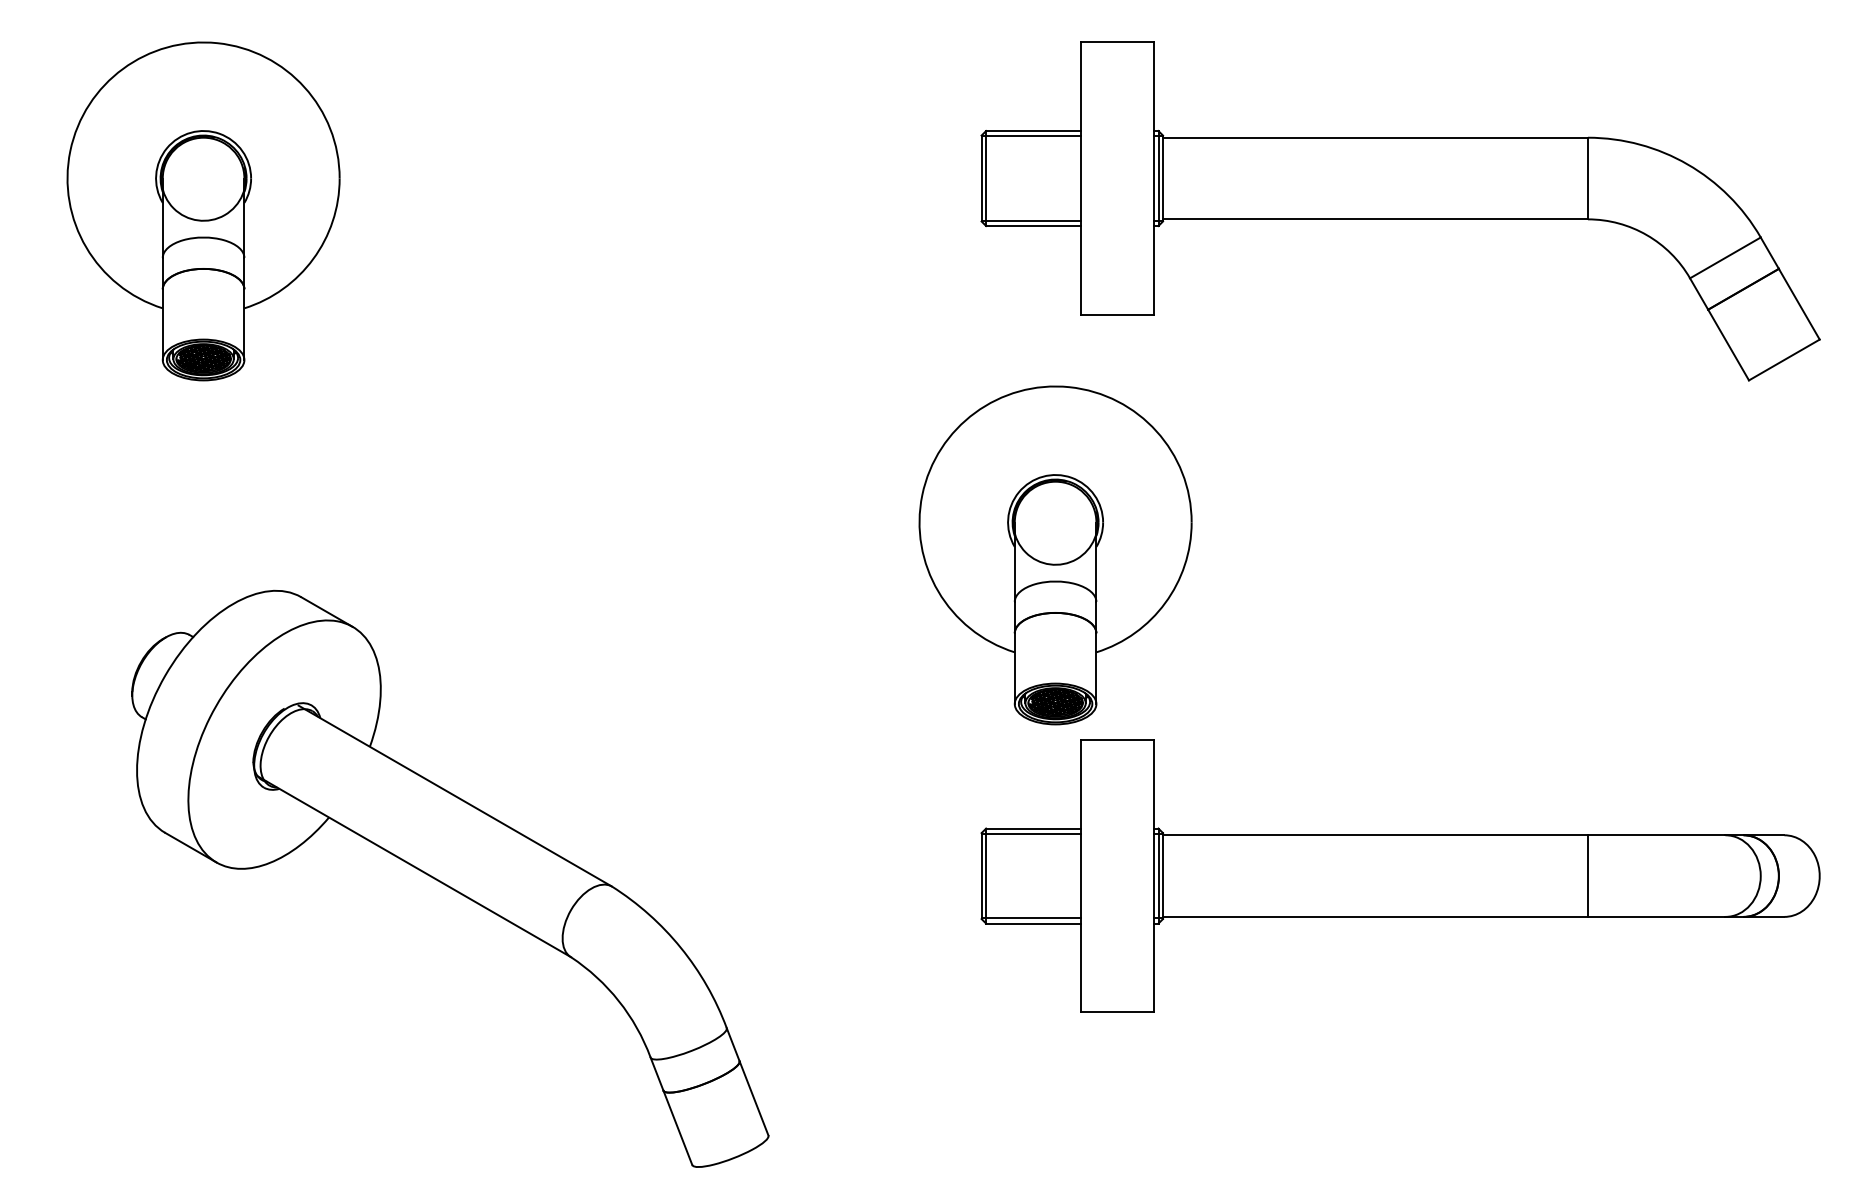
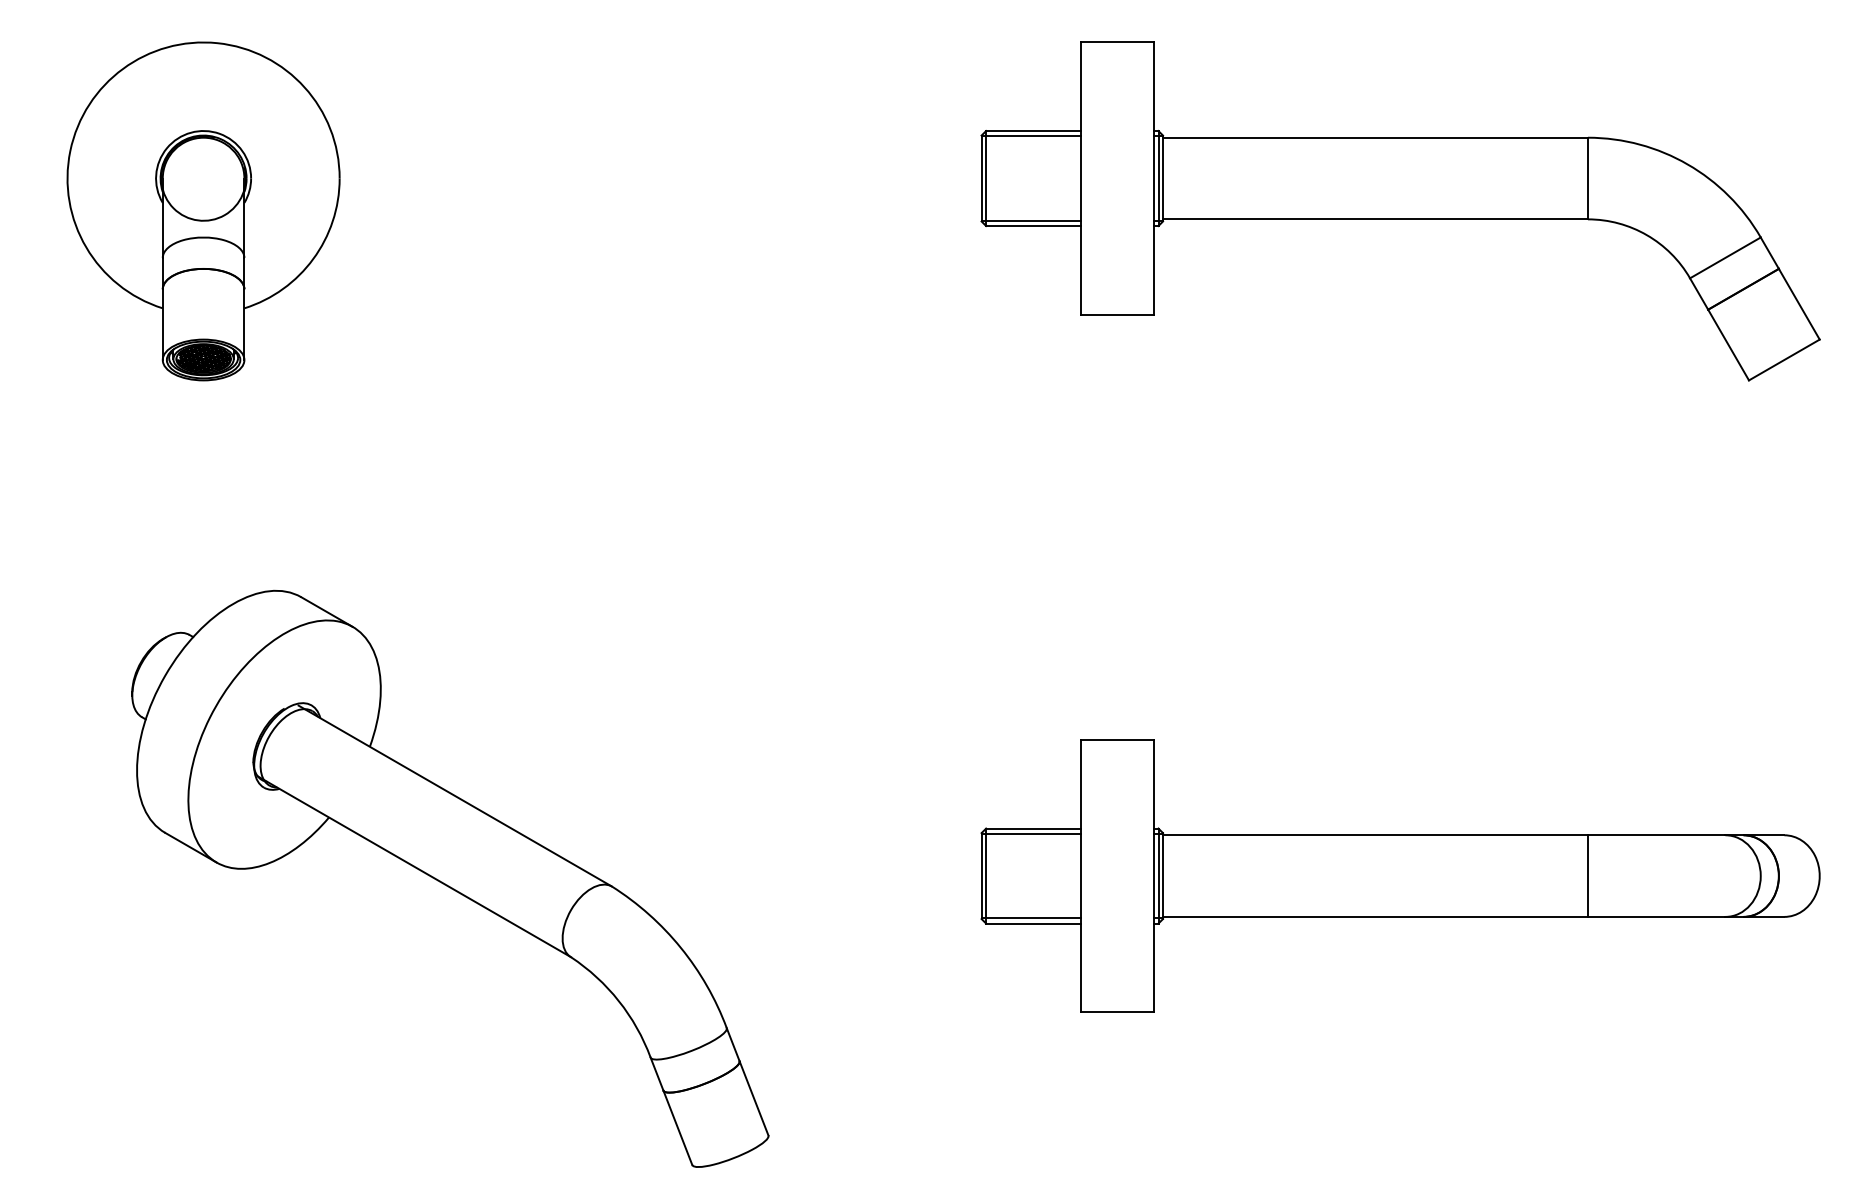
part: present -> none (1055, 555)
